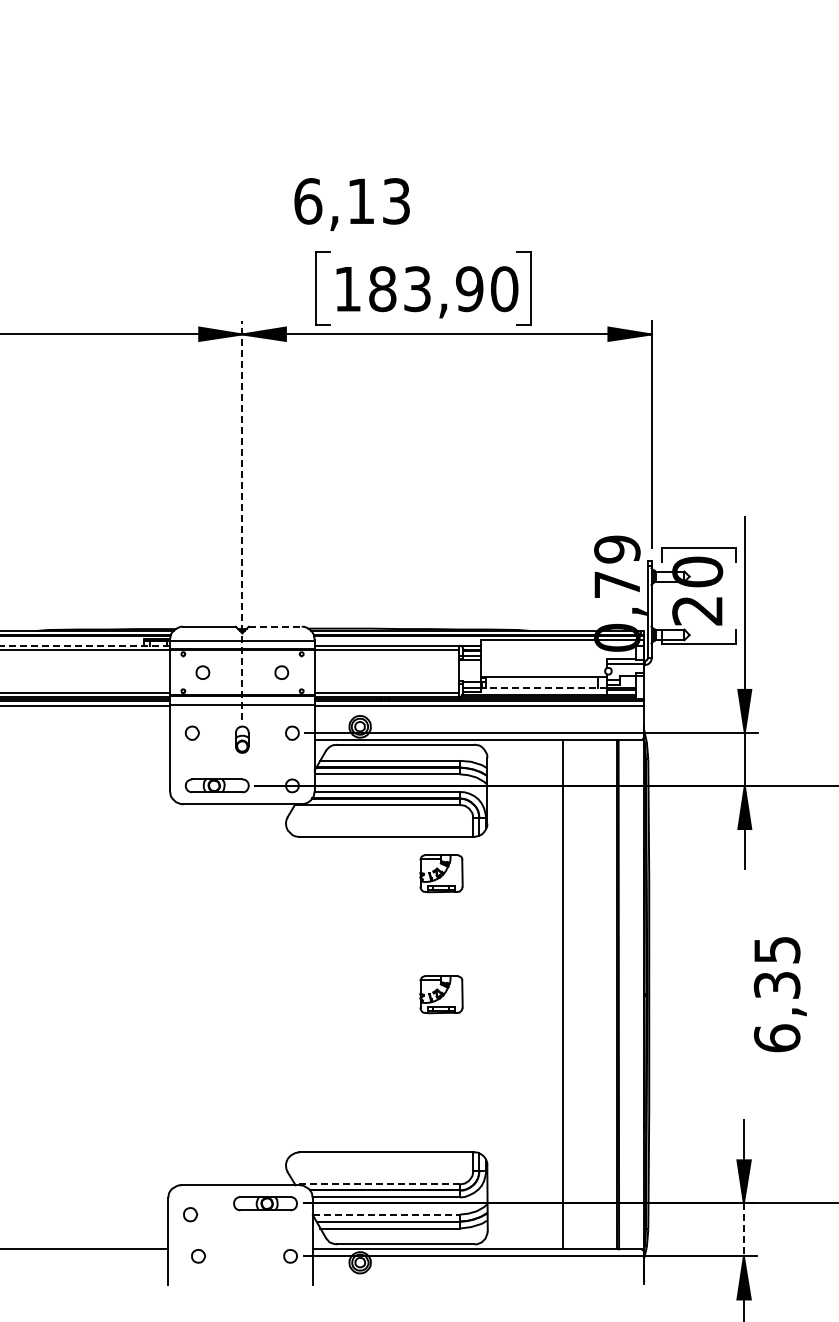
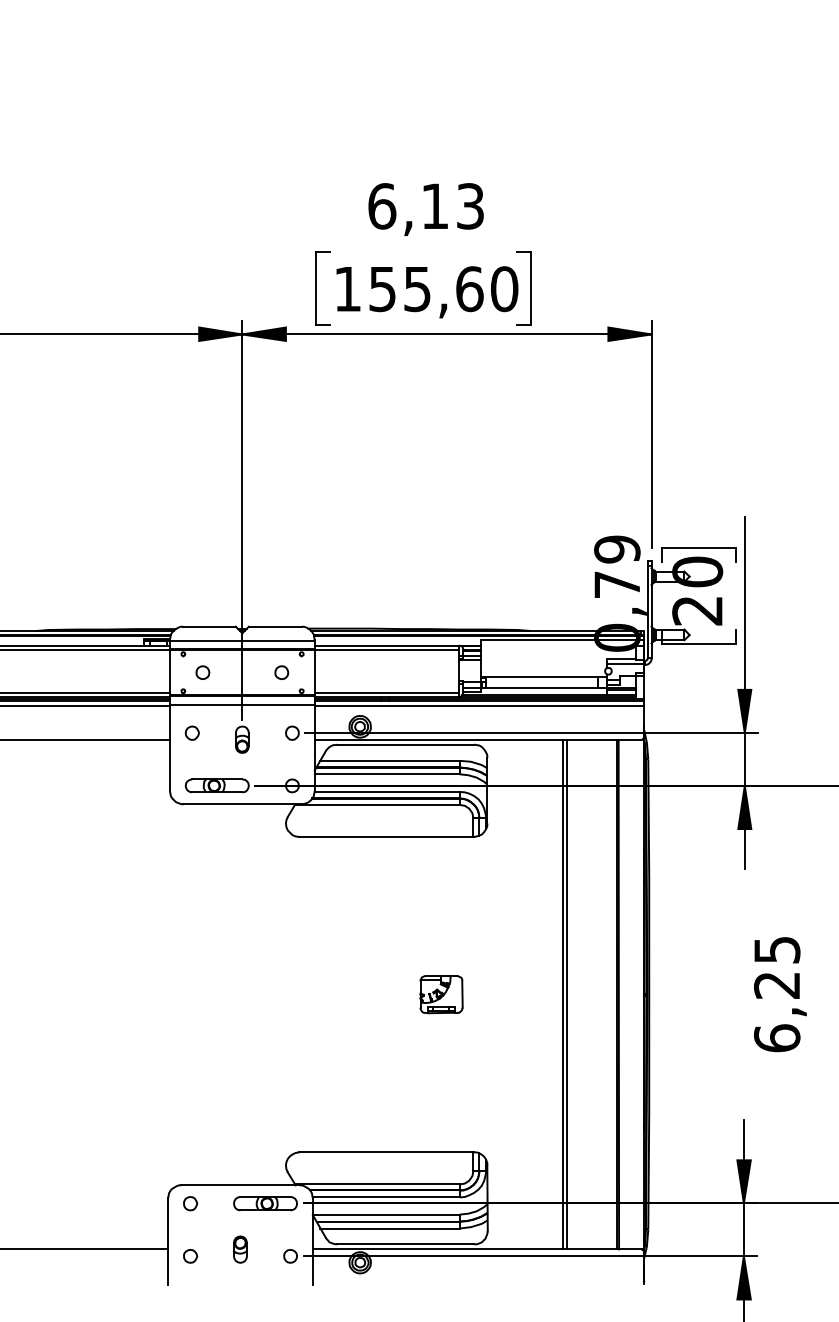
text position: (351, 204) -> (425, 209) (425, 209)
text: 183,90 -> 155,60 (426, 289)
line: dashed -> solid (242, 520)
line: dashed -> solid (275, 626)
line: dashed -> solid (85, 645)
line: dashed -> solid (543, 688)
line: none -> present (85, 739)
part: present -> none (441, 873)
text: 6,35 -> 6,25 (777, 985)
line: none -> present (567, 994)
line: dashed -> solid (377, 1184)
part position: (190, 1214) -> (190, 1203) (190, 1203)
line: dashed -> solid (386, 1214)
line: dashed -> solid (743, 1230)
part: none -> present (239, 1249)
part position: (198, 1256) -> (190, 1256) (190, 1256)
